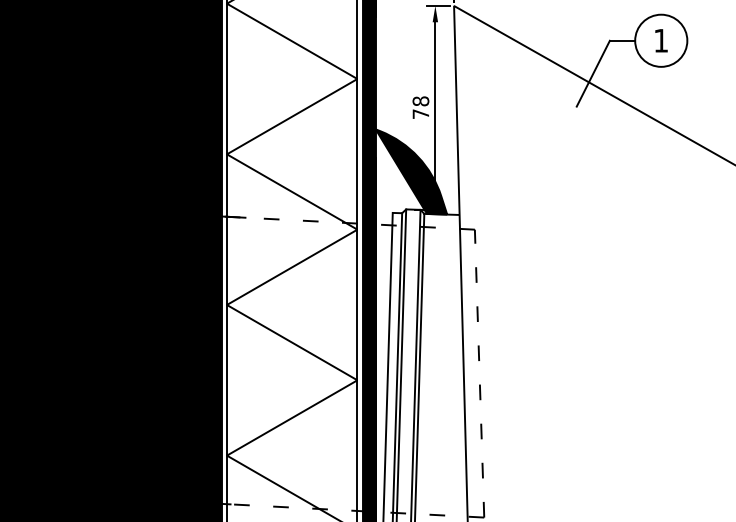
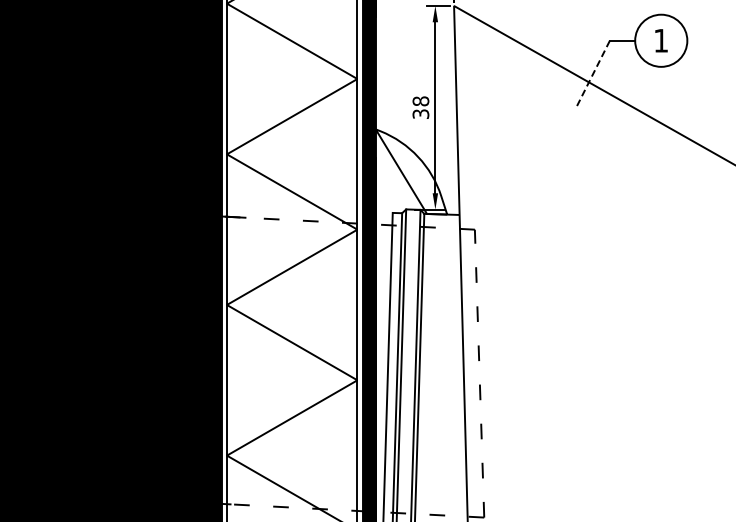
line: solid -> dashed (593, 73)
text: 78 -> 38 (420, 113)
fill: present -> none (411, 171)
